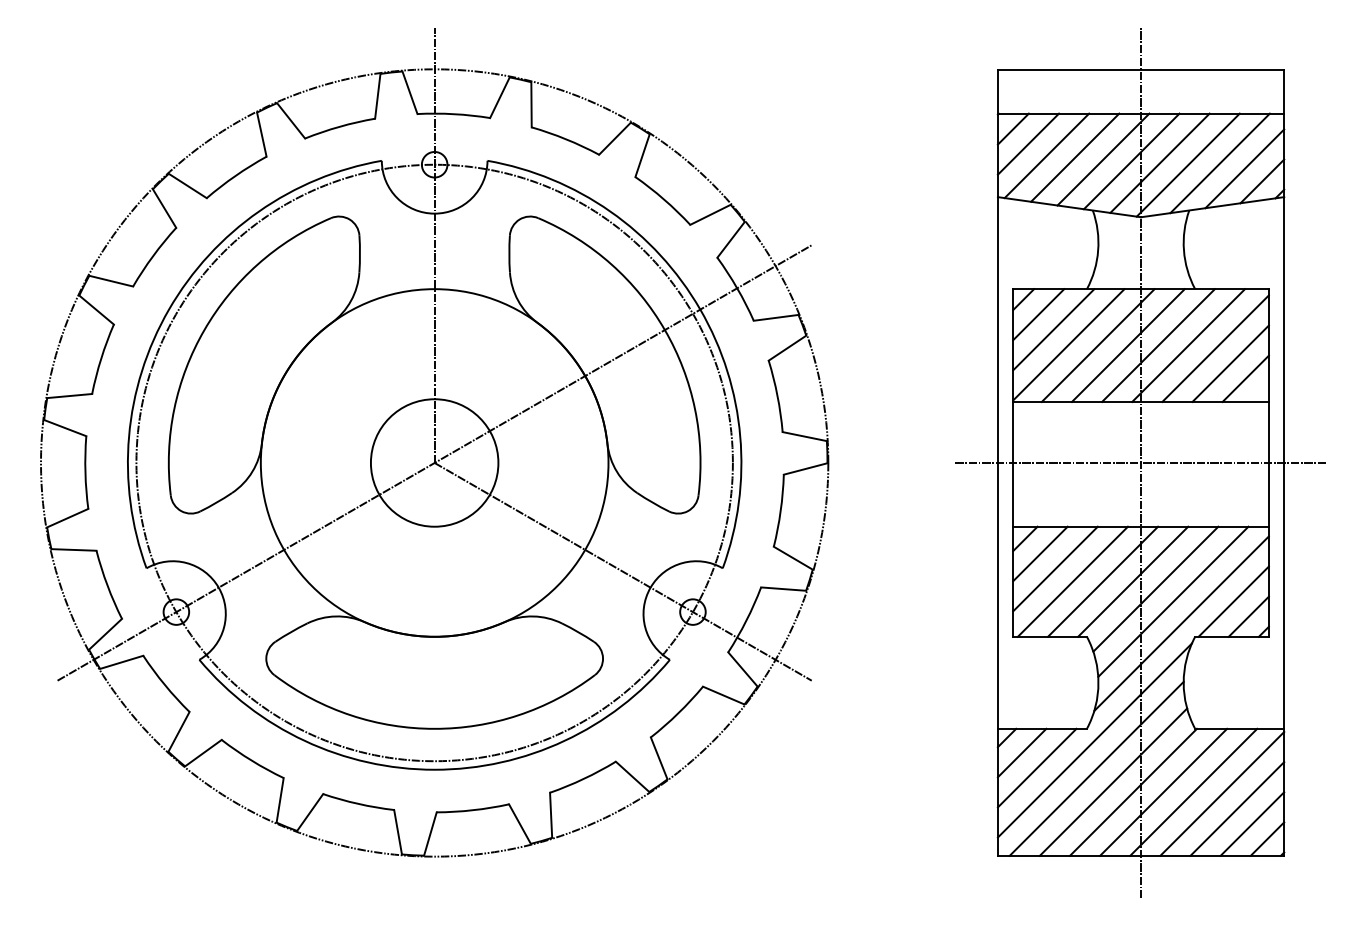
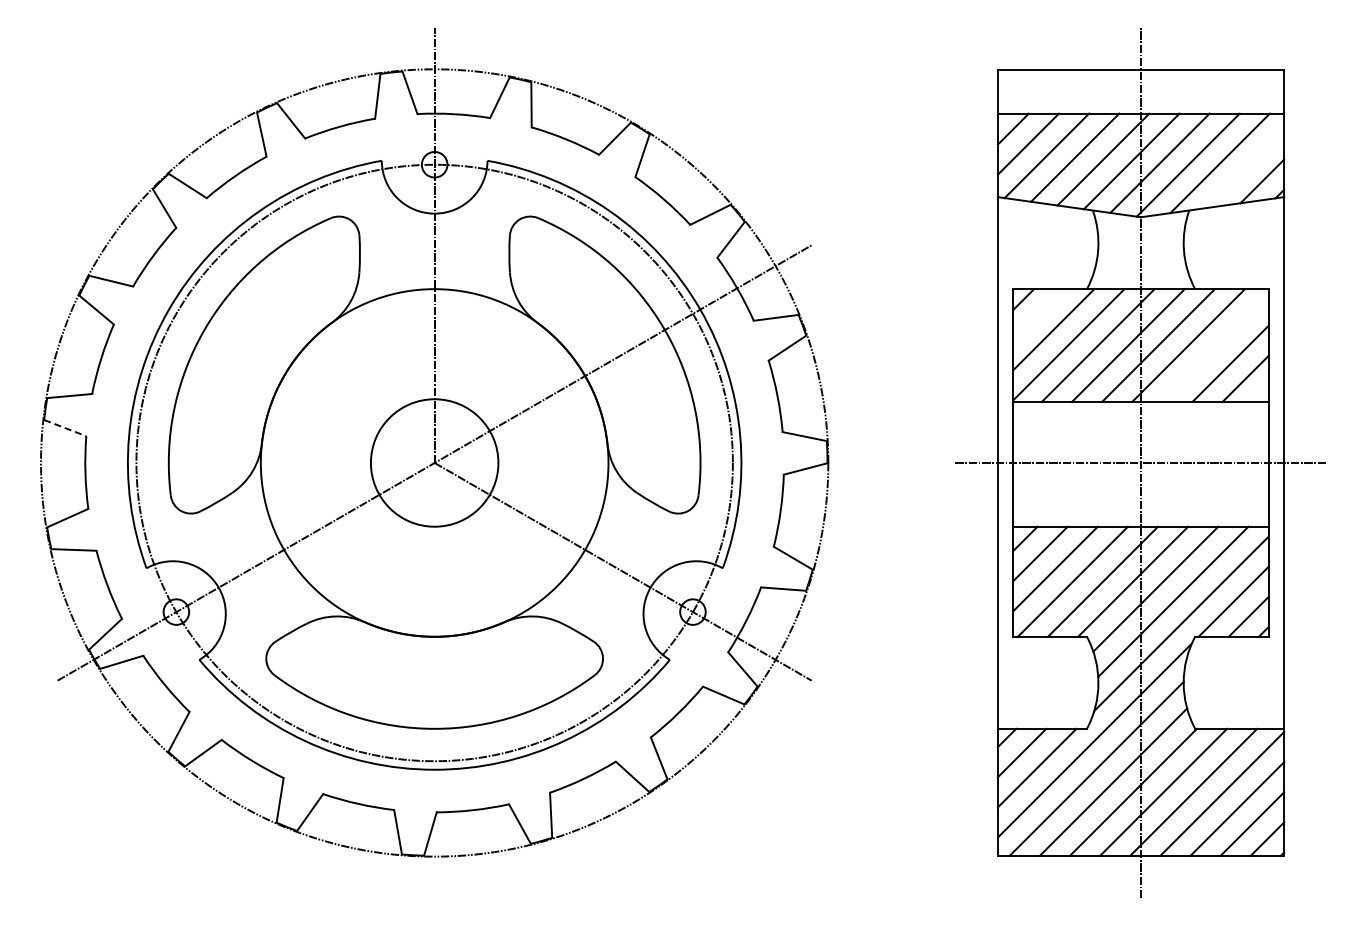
line: present -> none (1244, 168)
line: present -> none (1038, 314)
line: present -> none (1215, 348)
line: solid -> dashed (65, 428)
